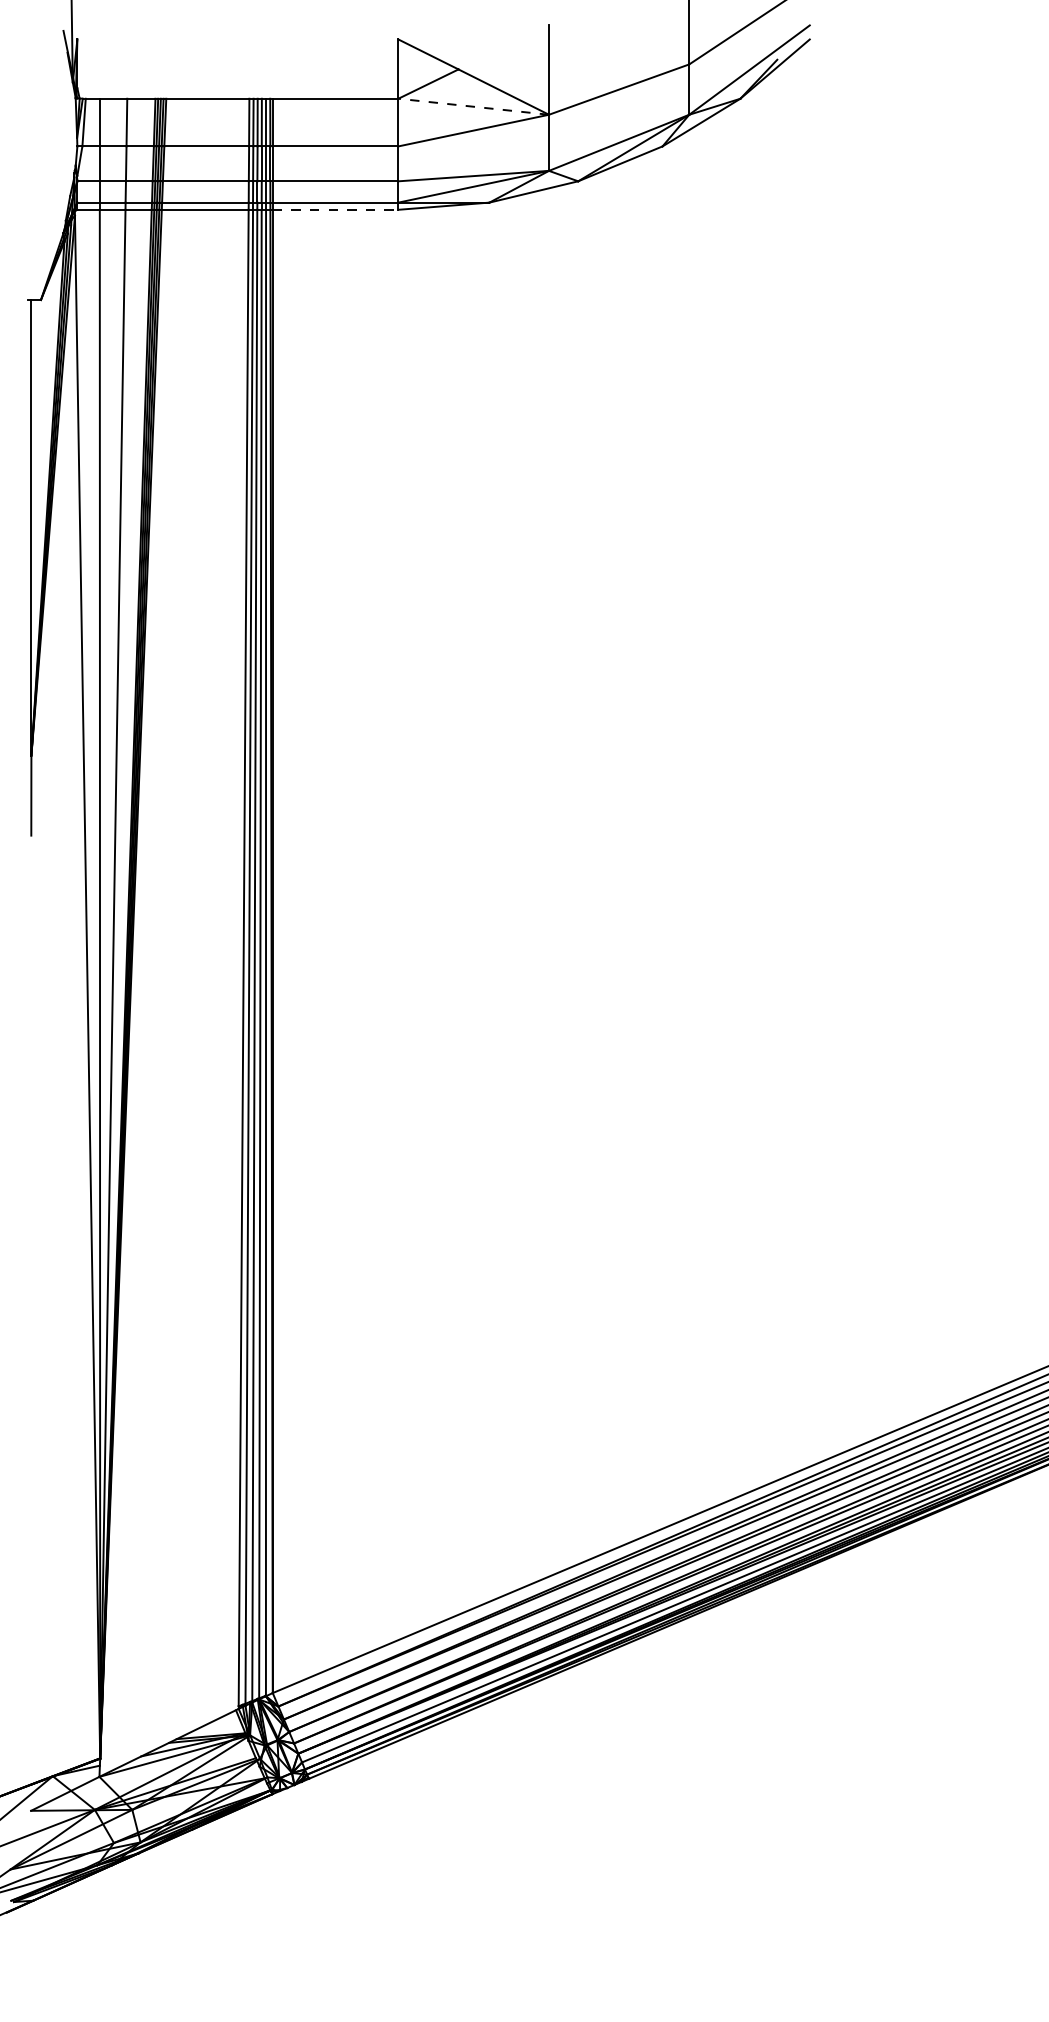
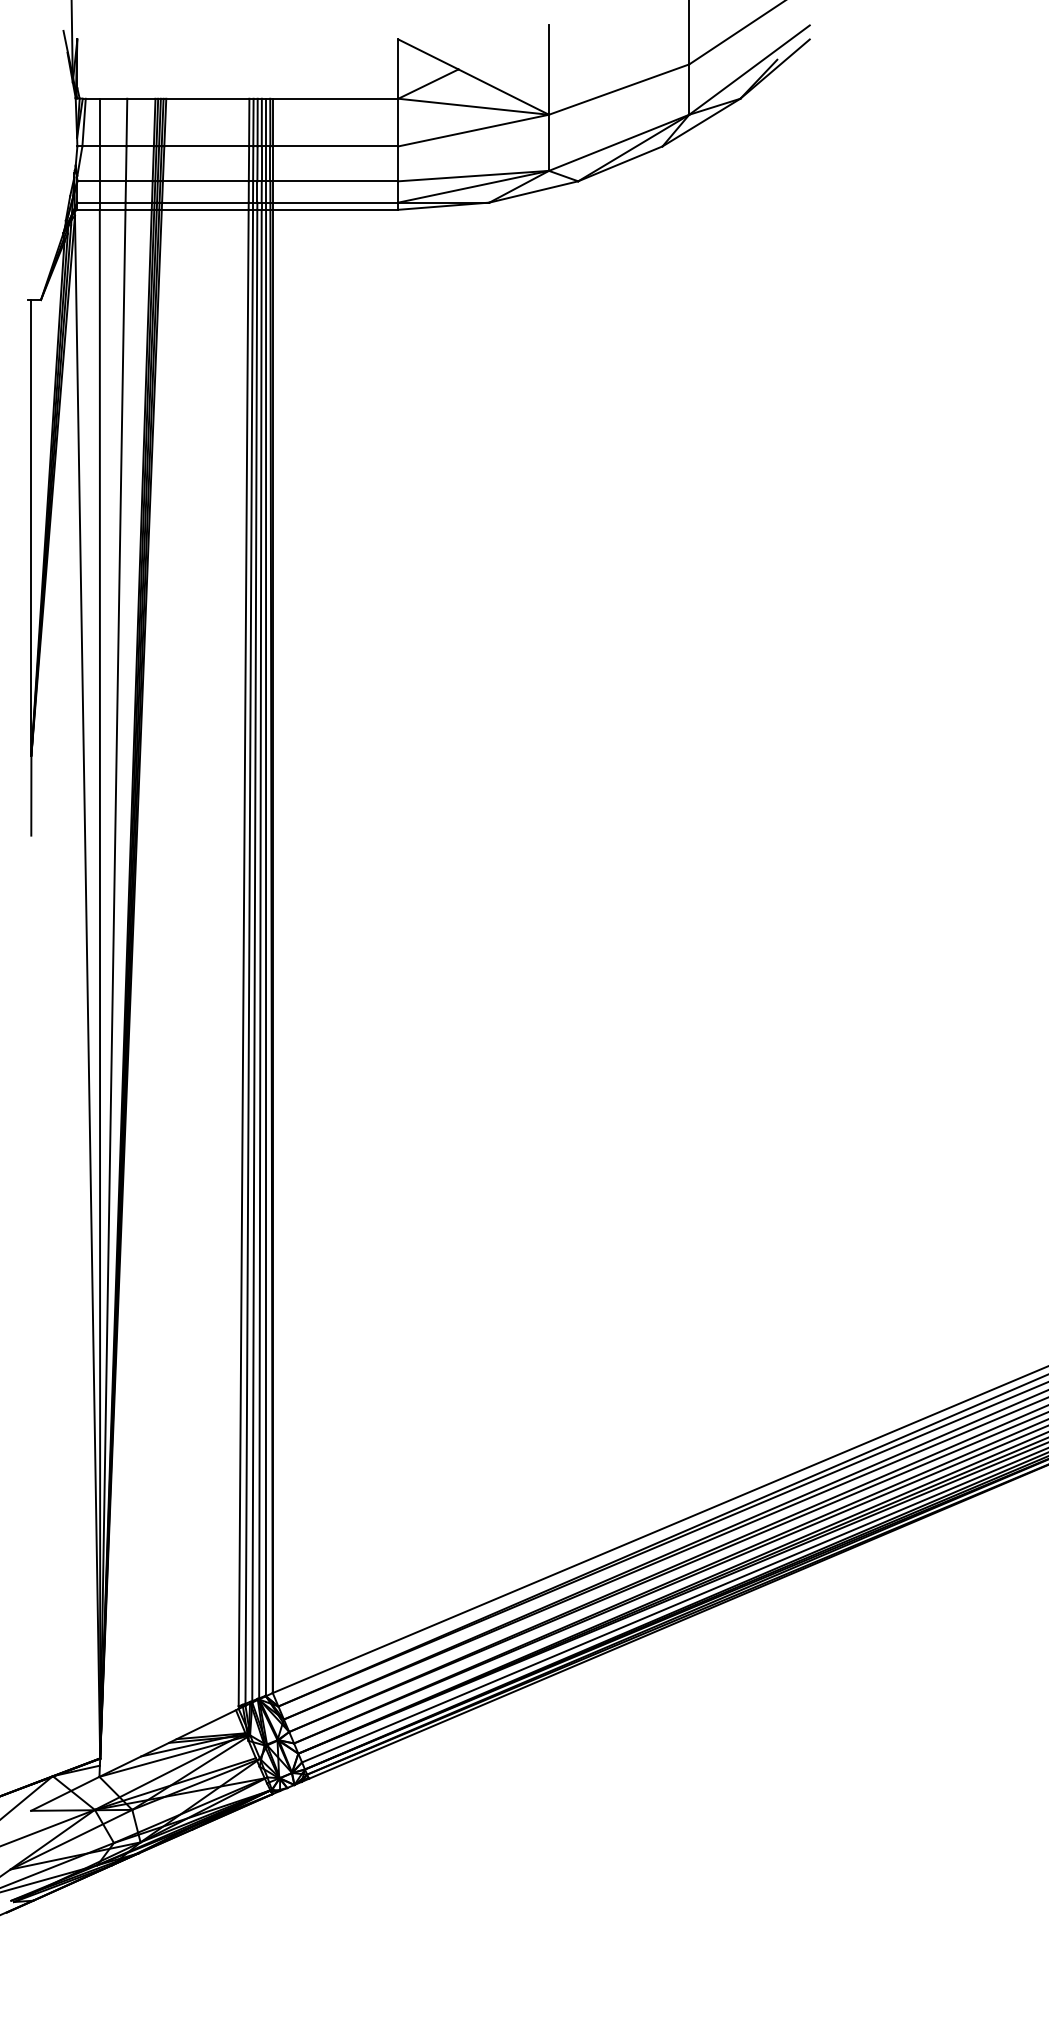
line: dashed -> solid (473, 106)
line: dashed -> solid (335, 209)
